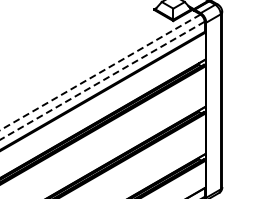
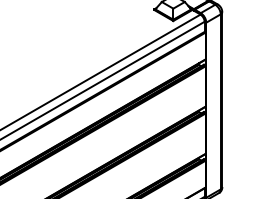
line: dashed -> solid (100, 72)
line: dashed -> solid (101, 81)
